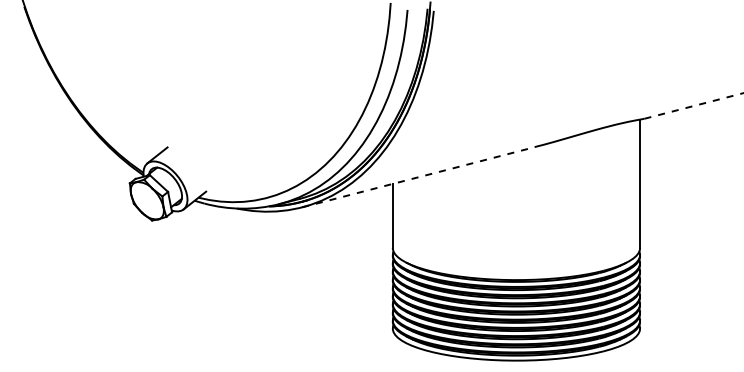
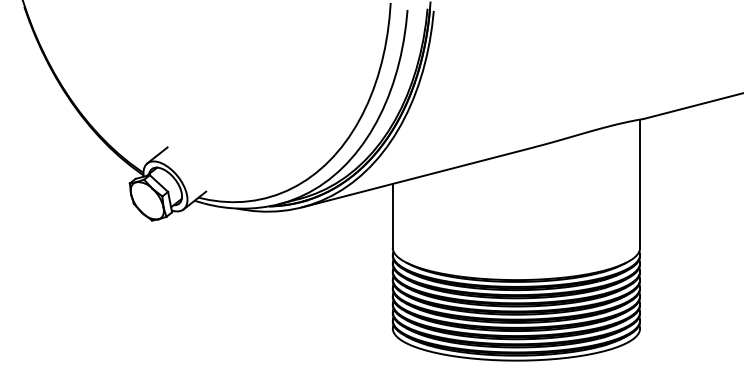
line: dashed -> solid (693, 106)
line: dashed -> solid (418, 177)
